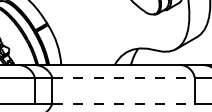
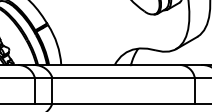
line: dashed -> solid (124, 77)
line: dashed -> solid (124, 103)
